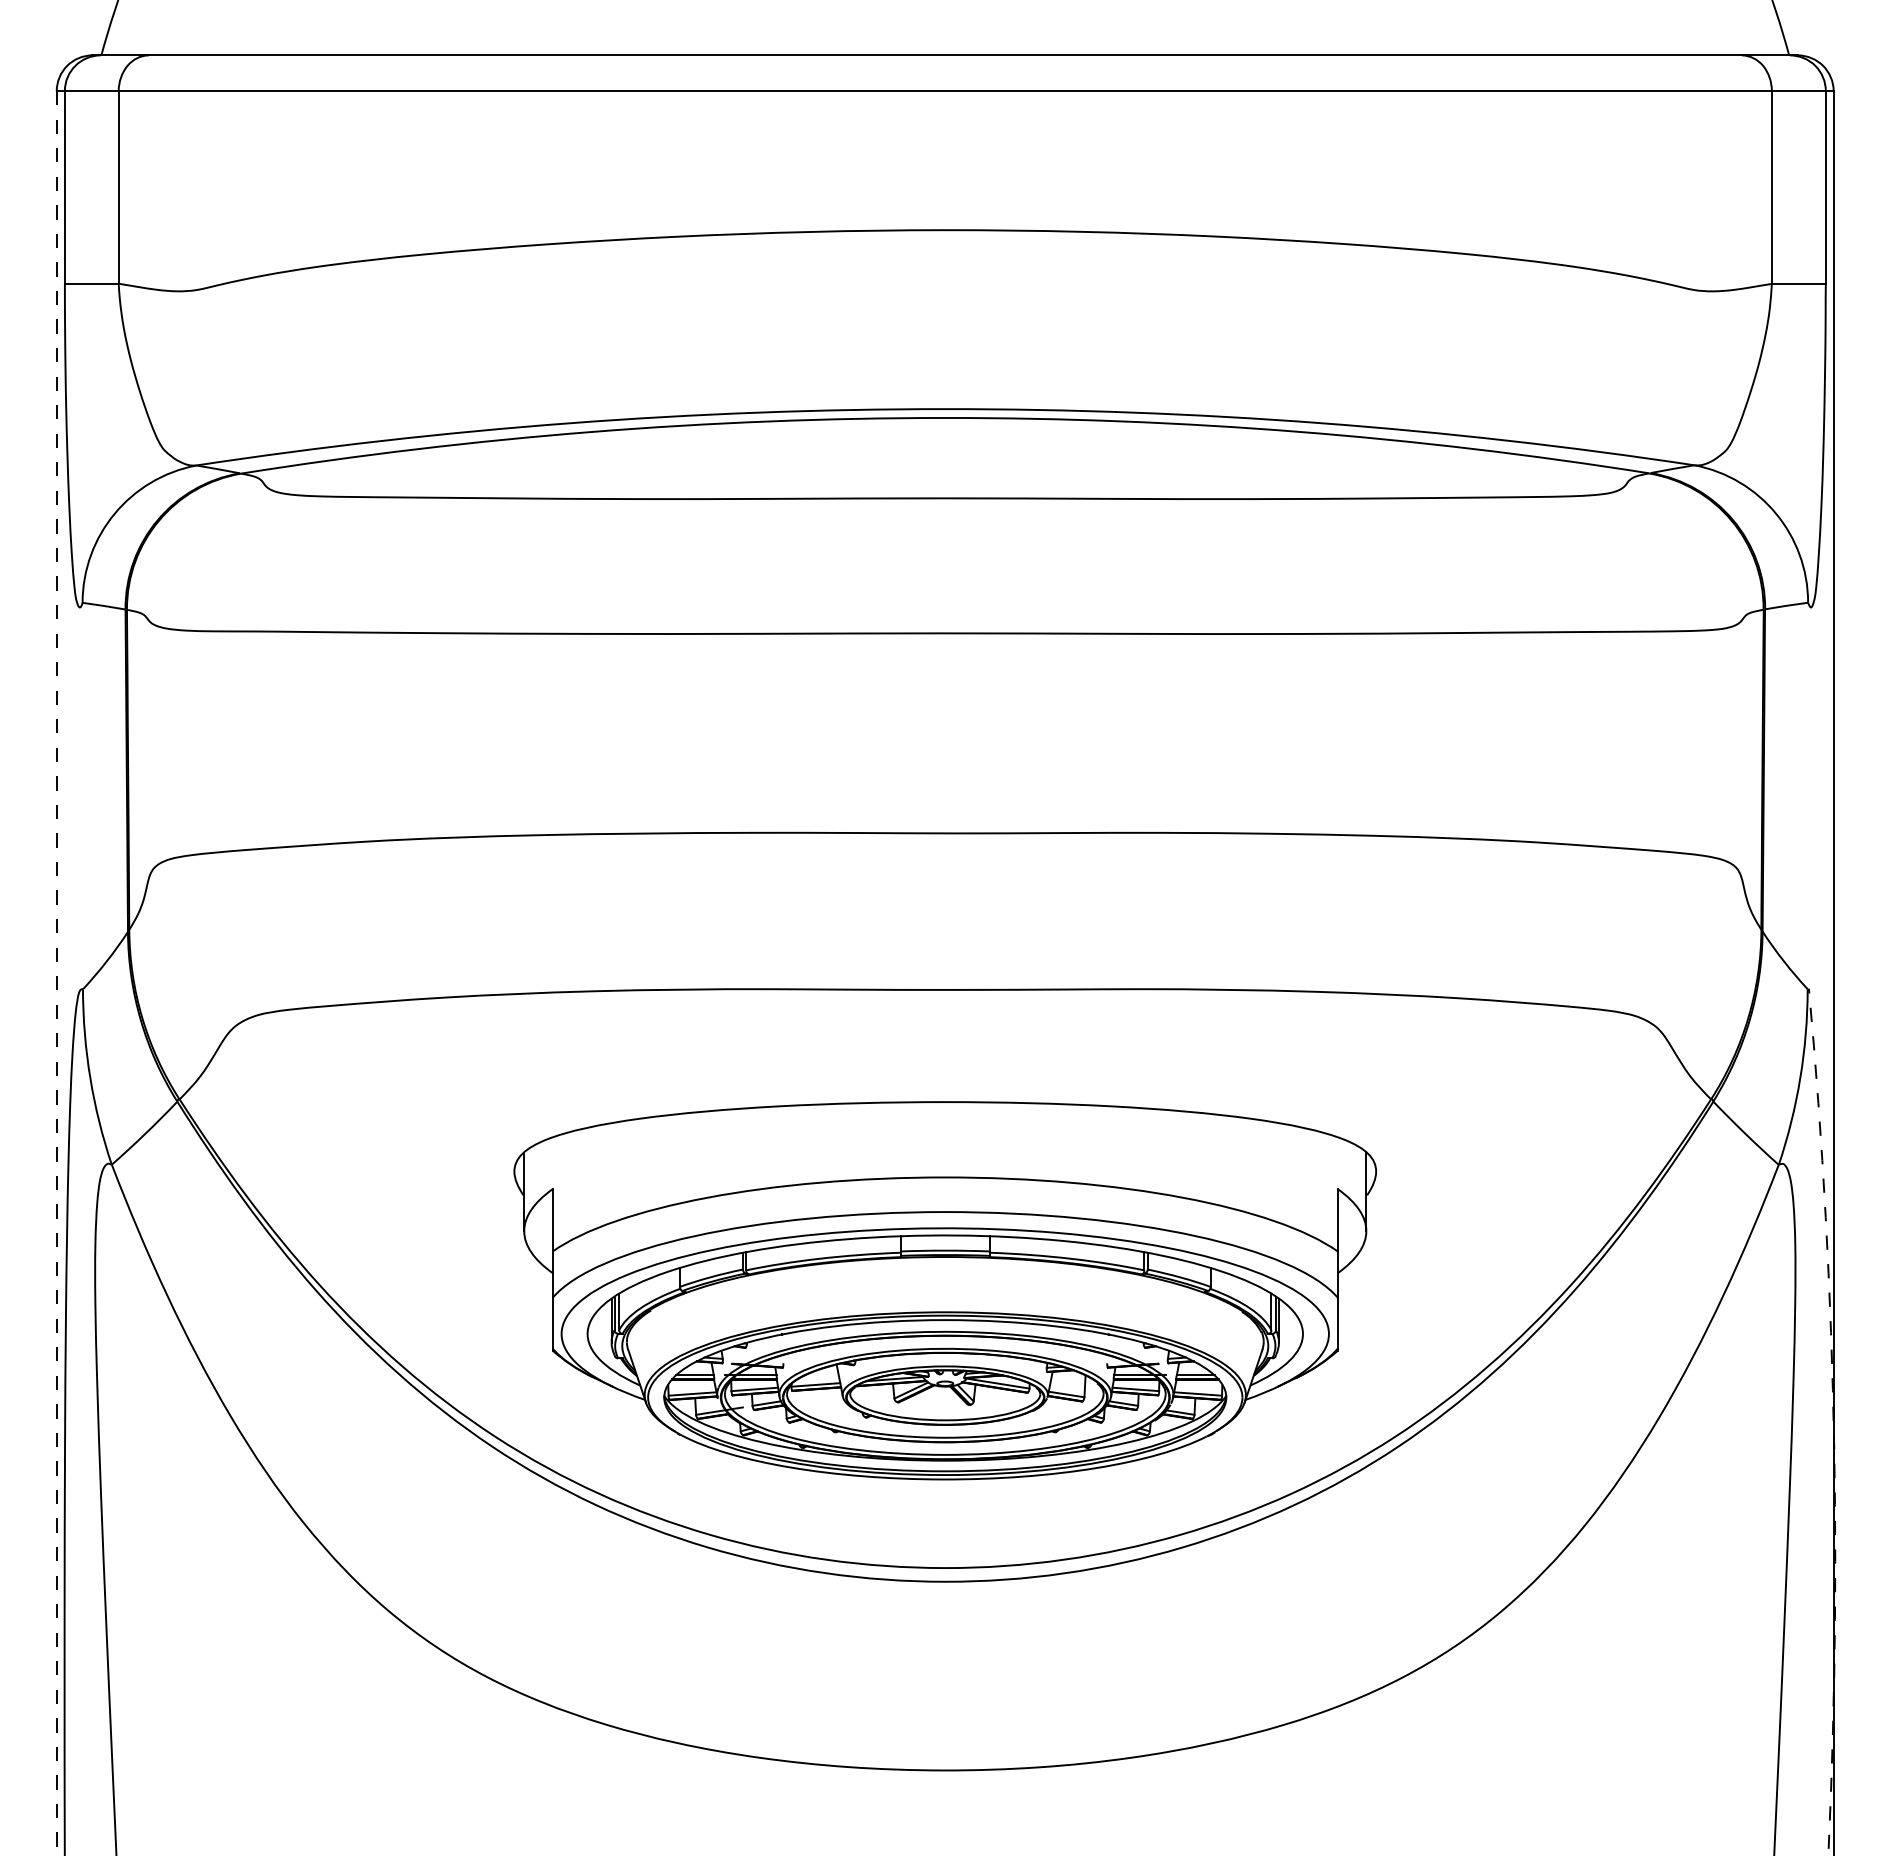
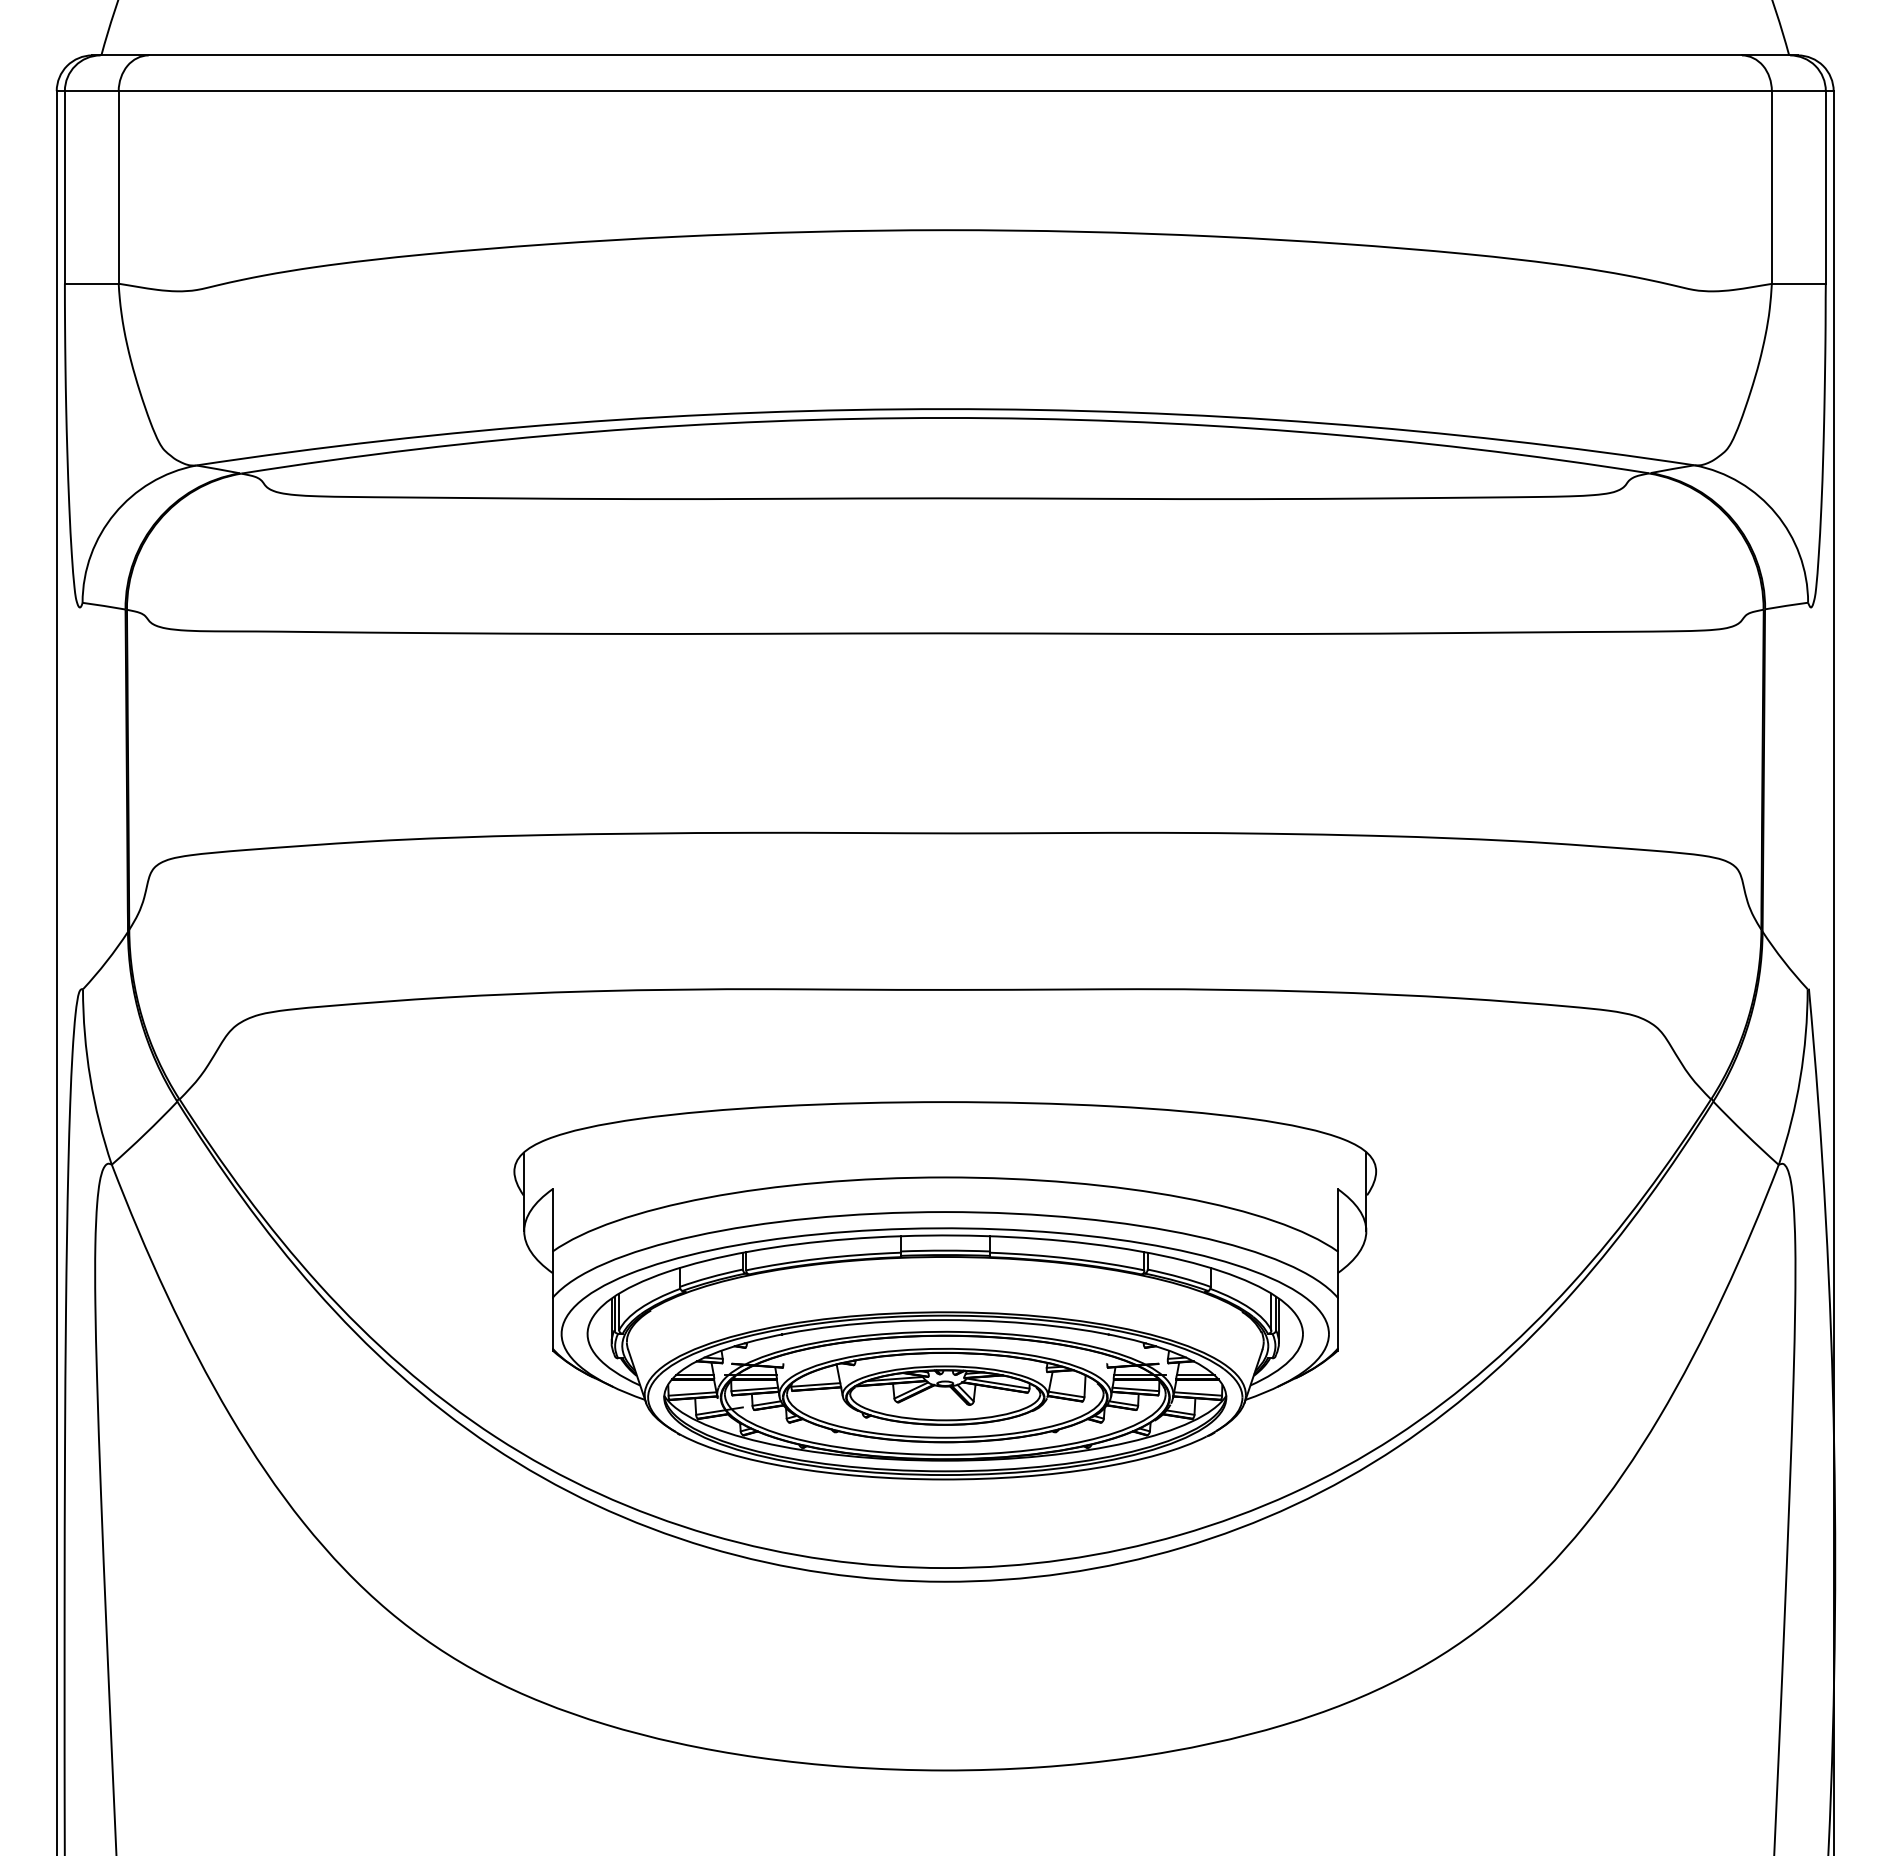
line: dashed -> solid (57, 973)
arc: dashed -> solid (1833, 1422)
